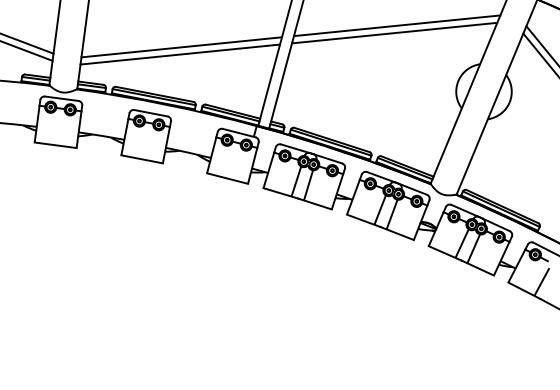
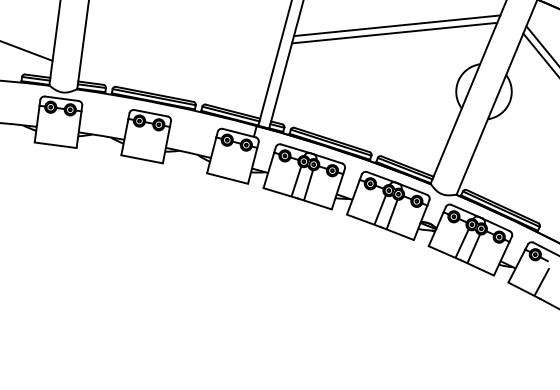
line: present -> none (27, 43)
line: present -> none (181, 47)
line: present -> none (180, 54)
